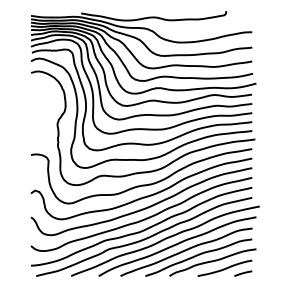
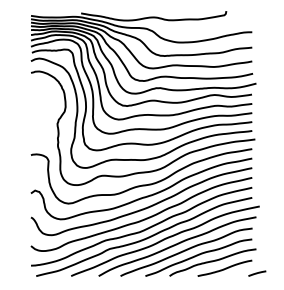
line position: (243, 273) -> (257, 273) (257, 273)
